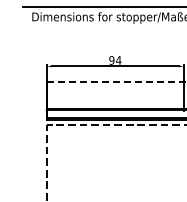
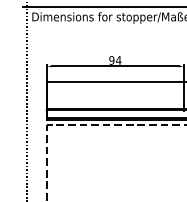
line: dashed -> solid (116, 81)
line: none -> present (26, 100)
